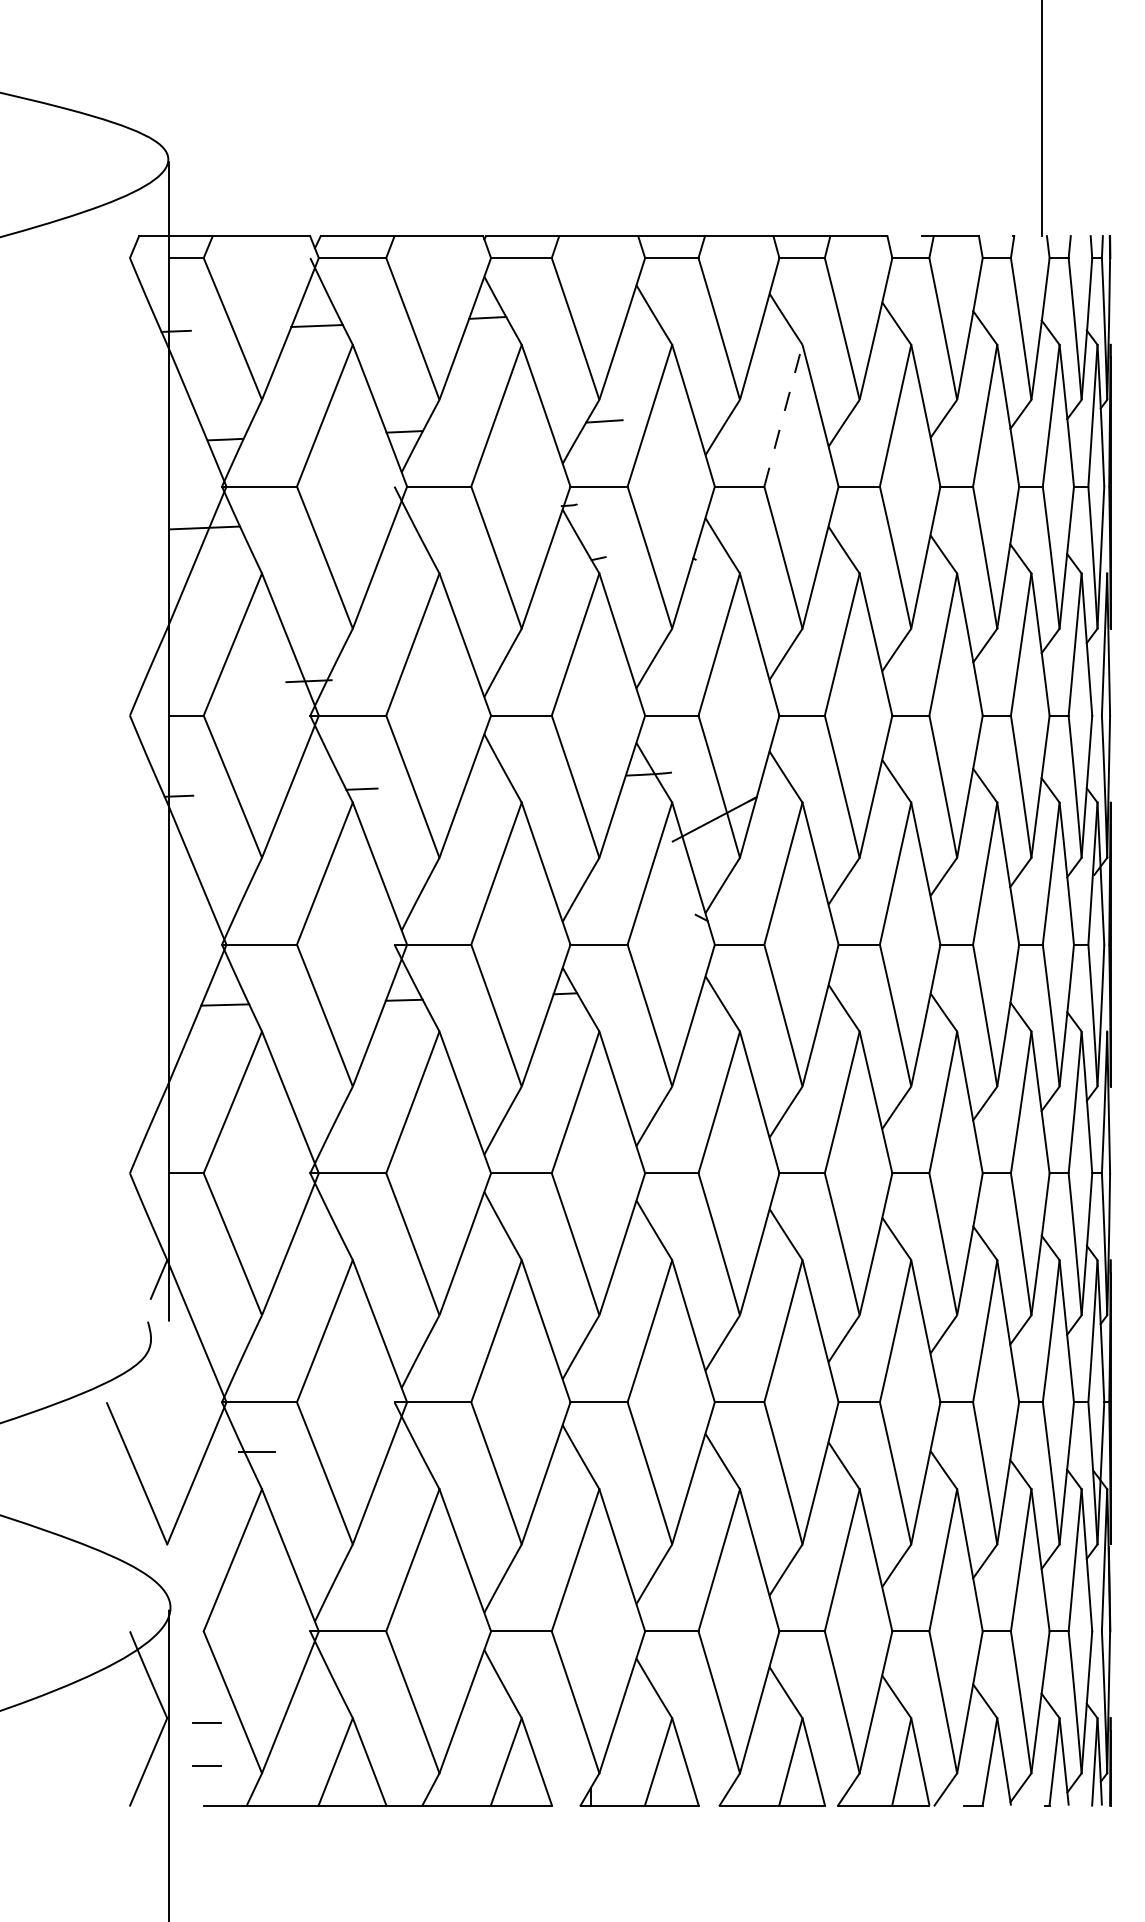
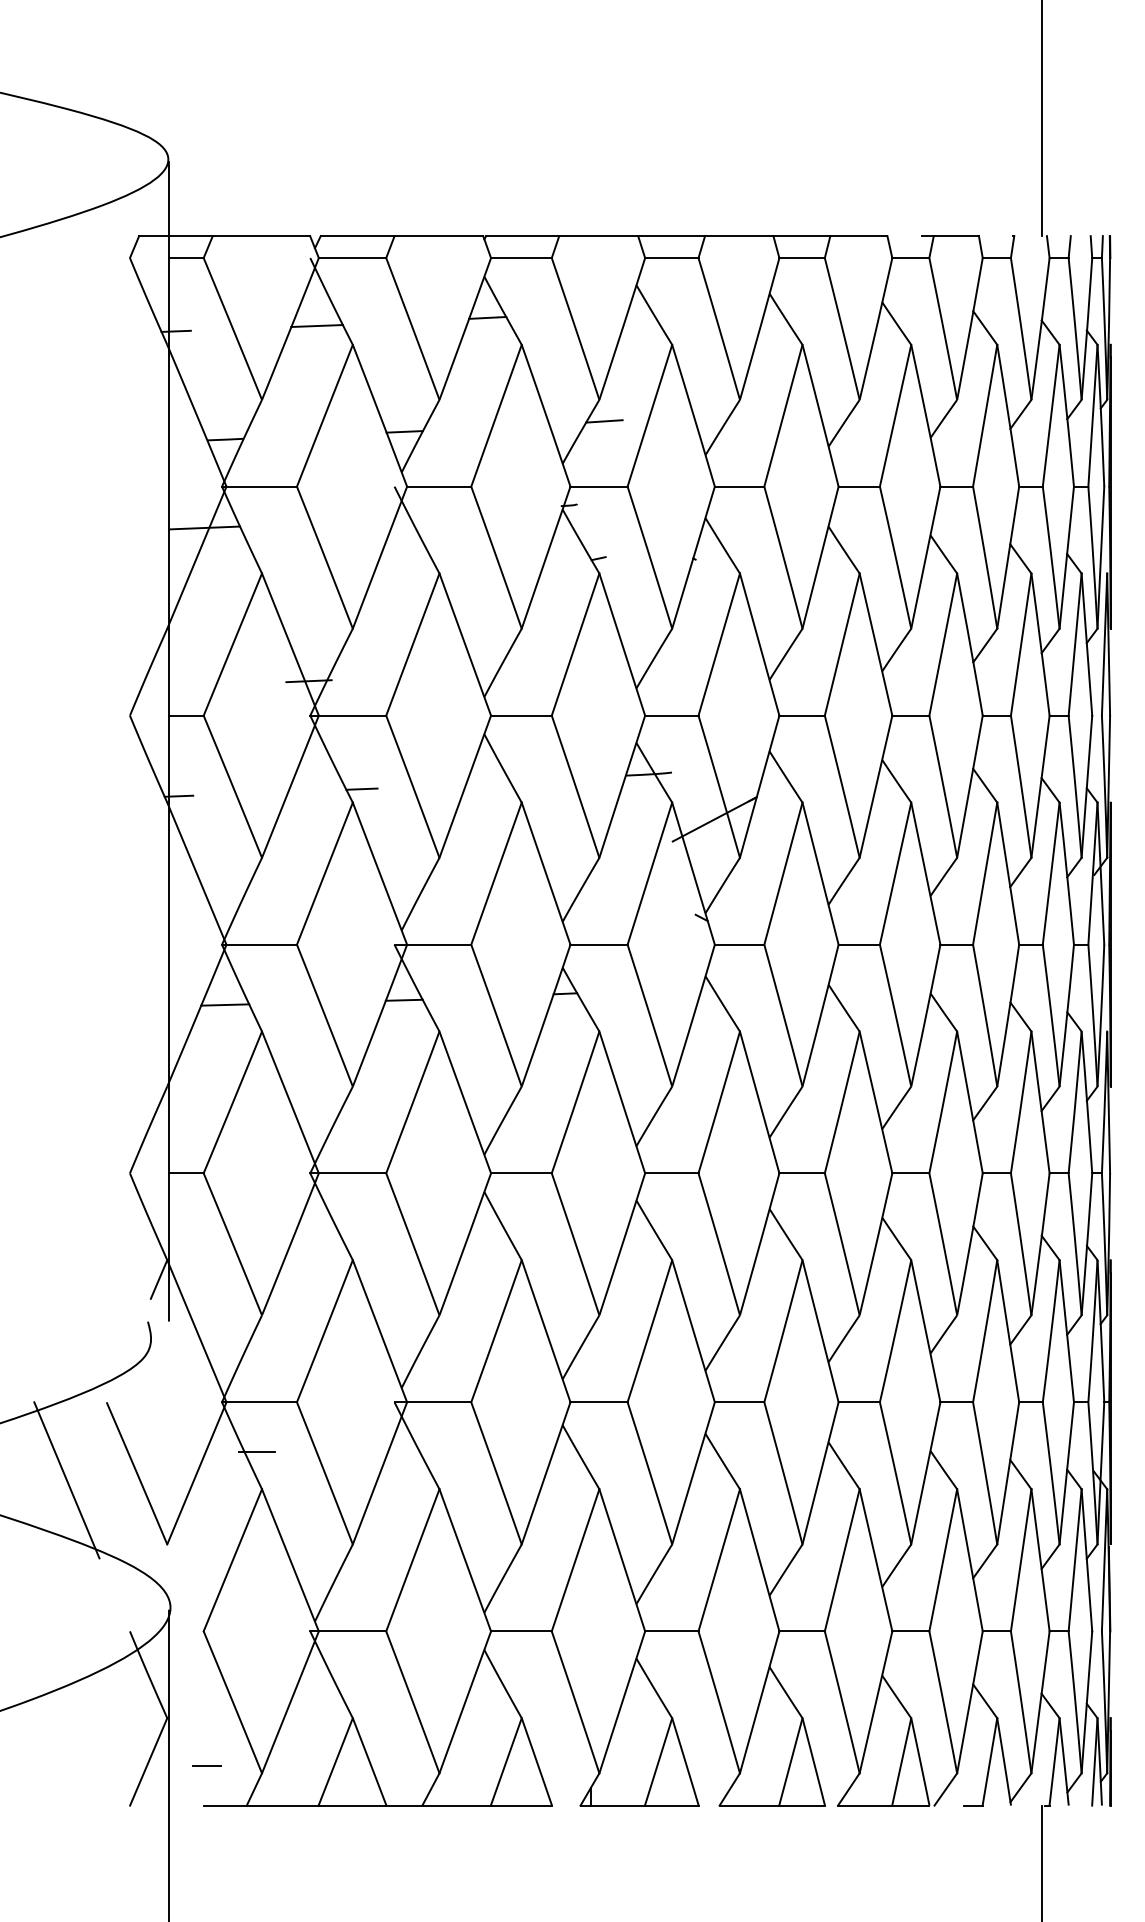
line: dashed -> solid (783, 415)
line: none -> present (66, 1480)
line: present -> none (206, 1722)
line: none -> present (1042, 1861)
